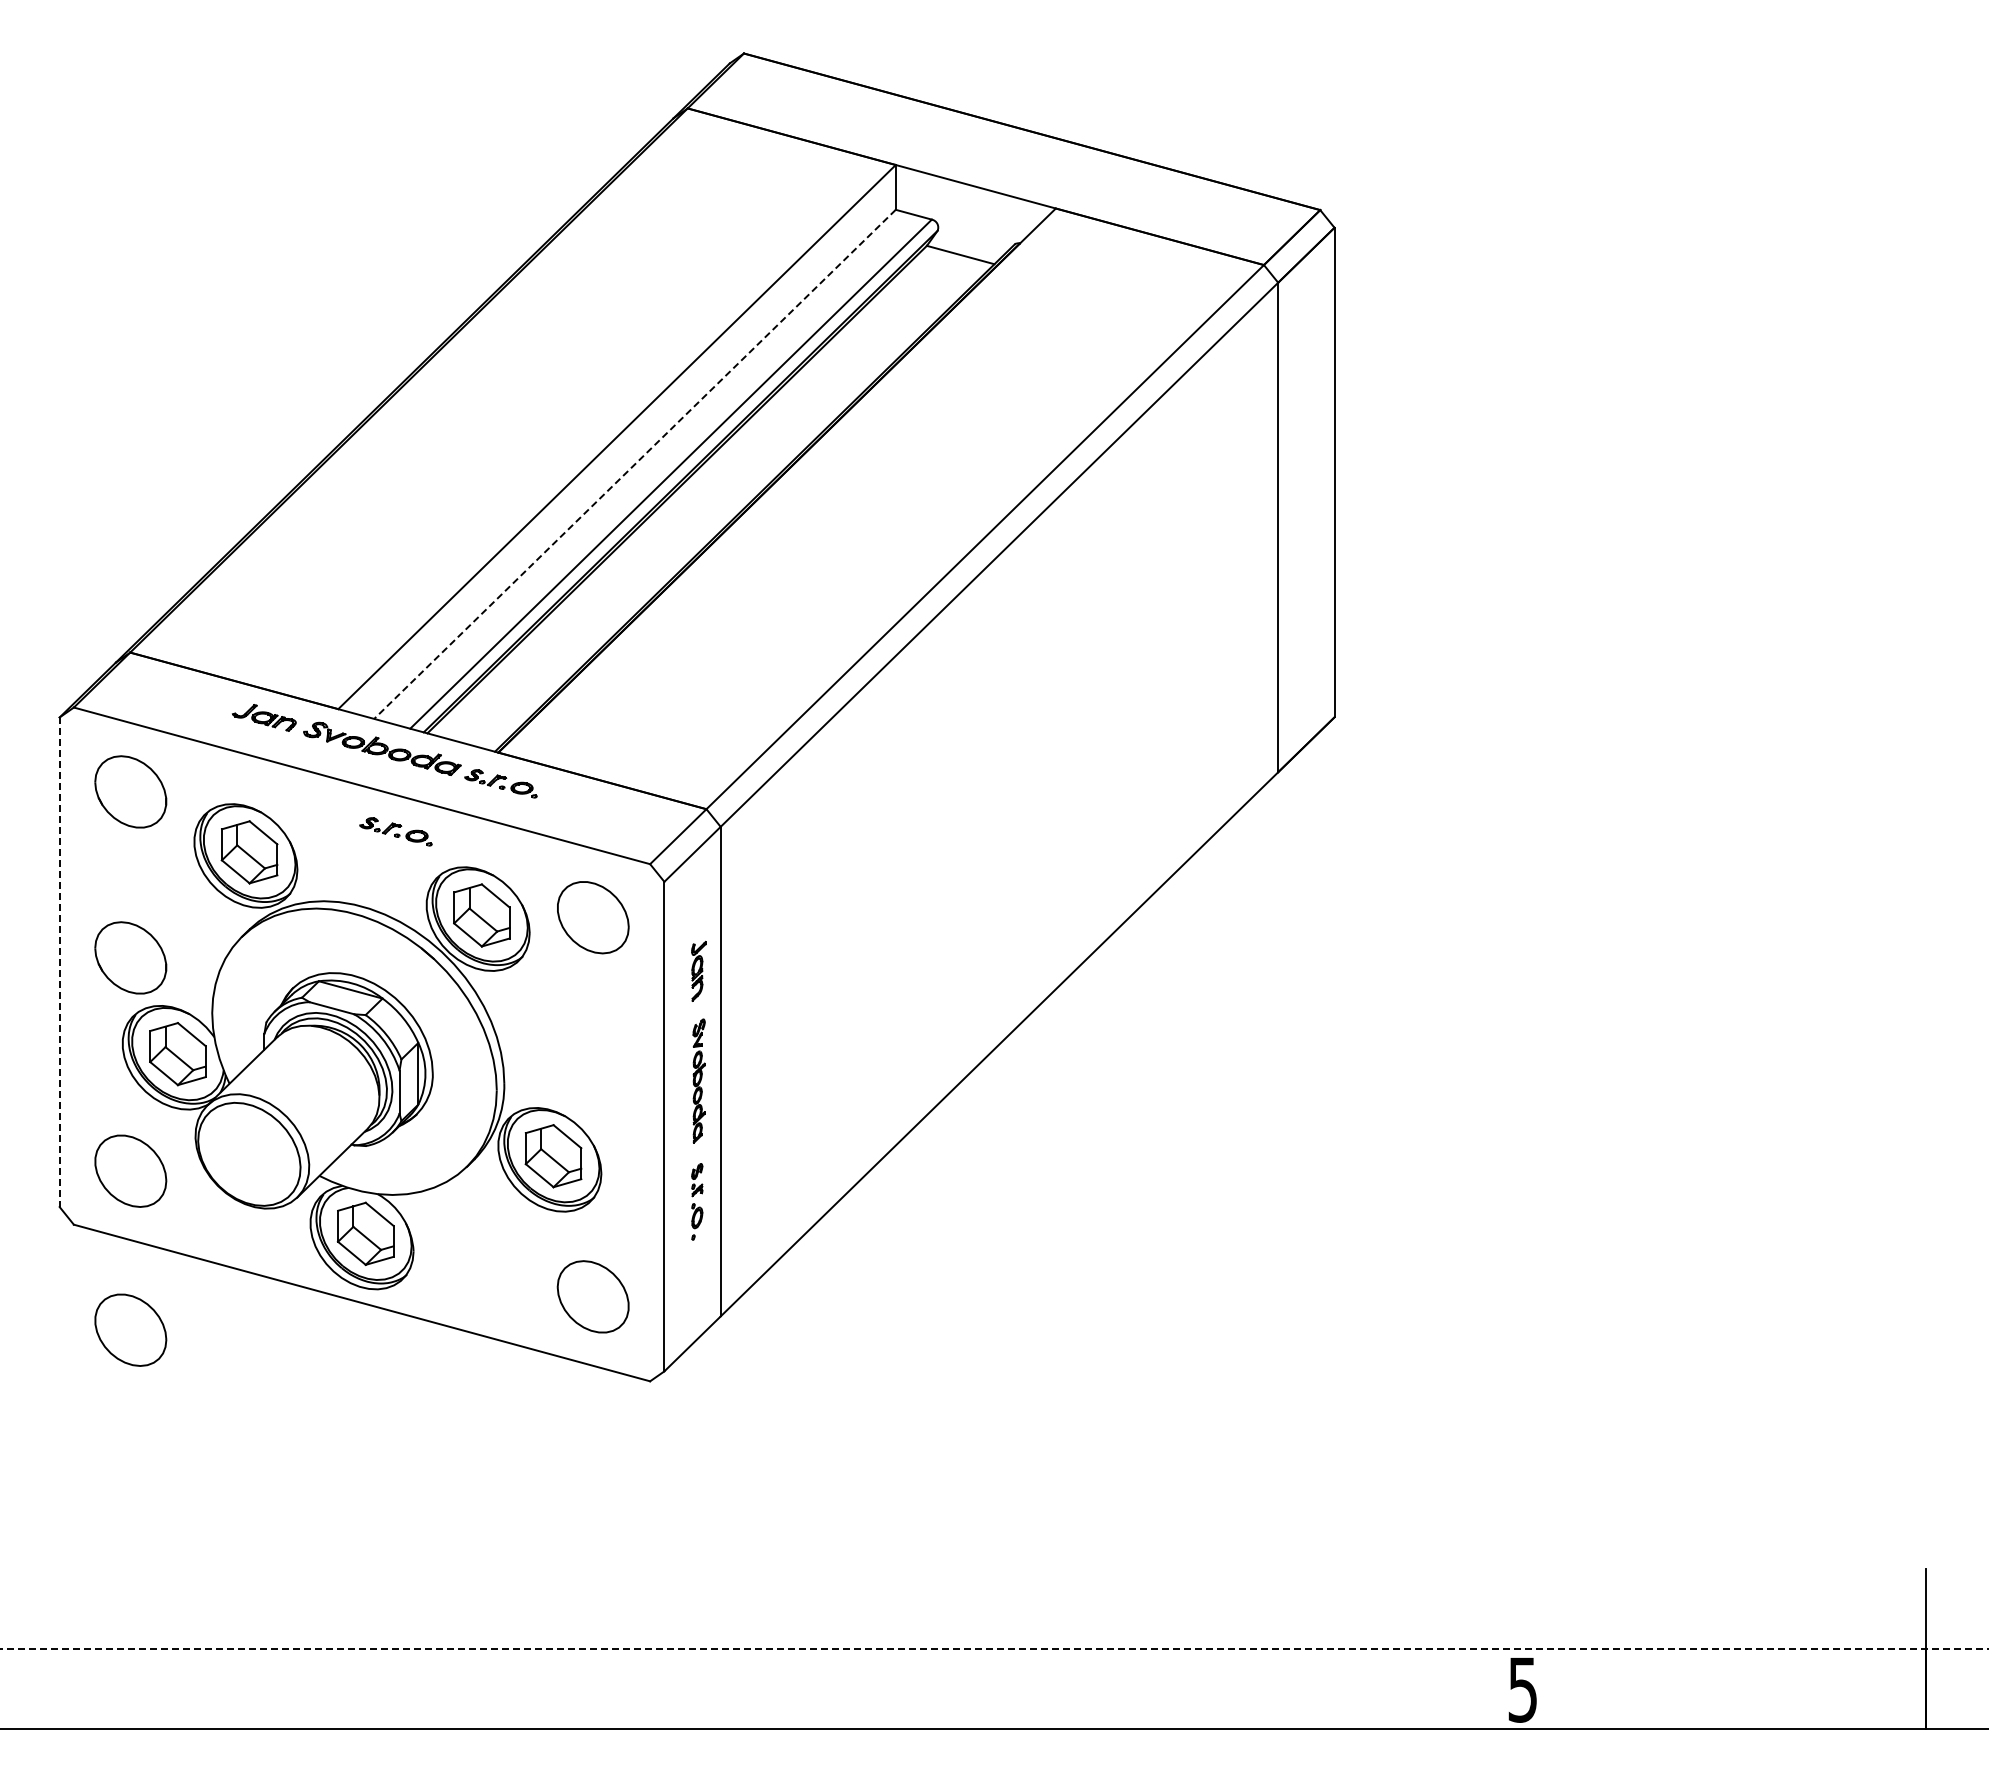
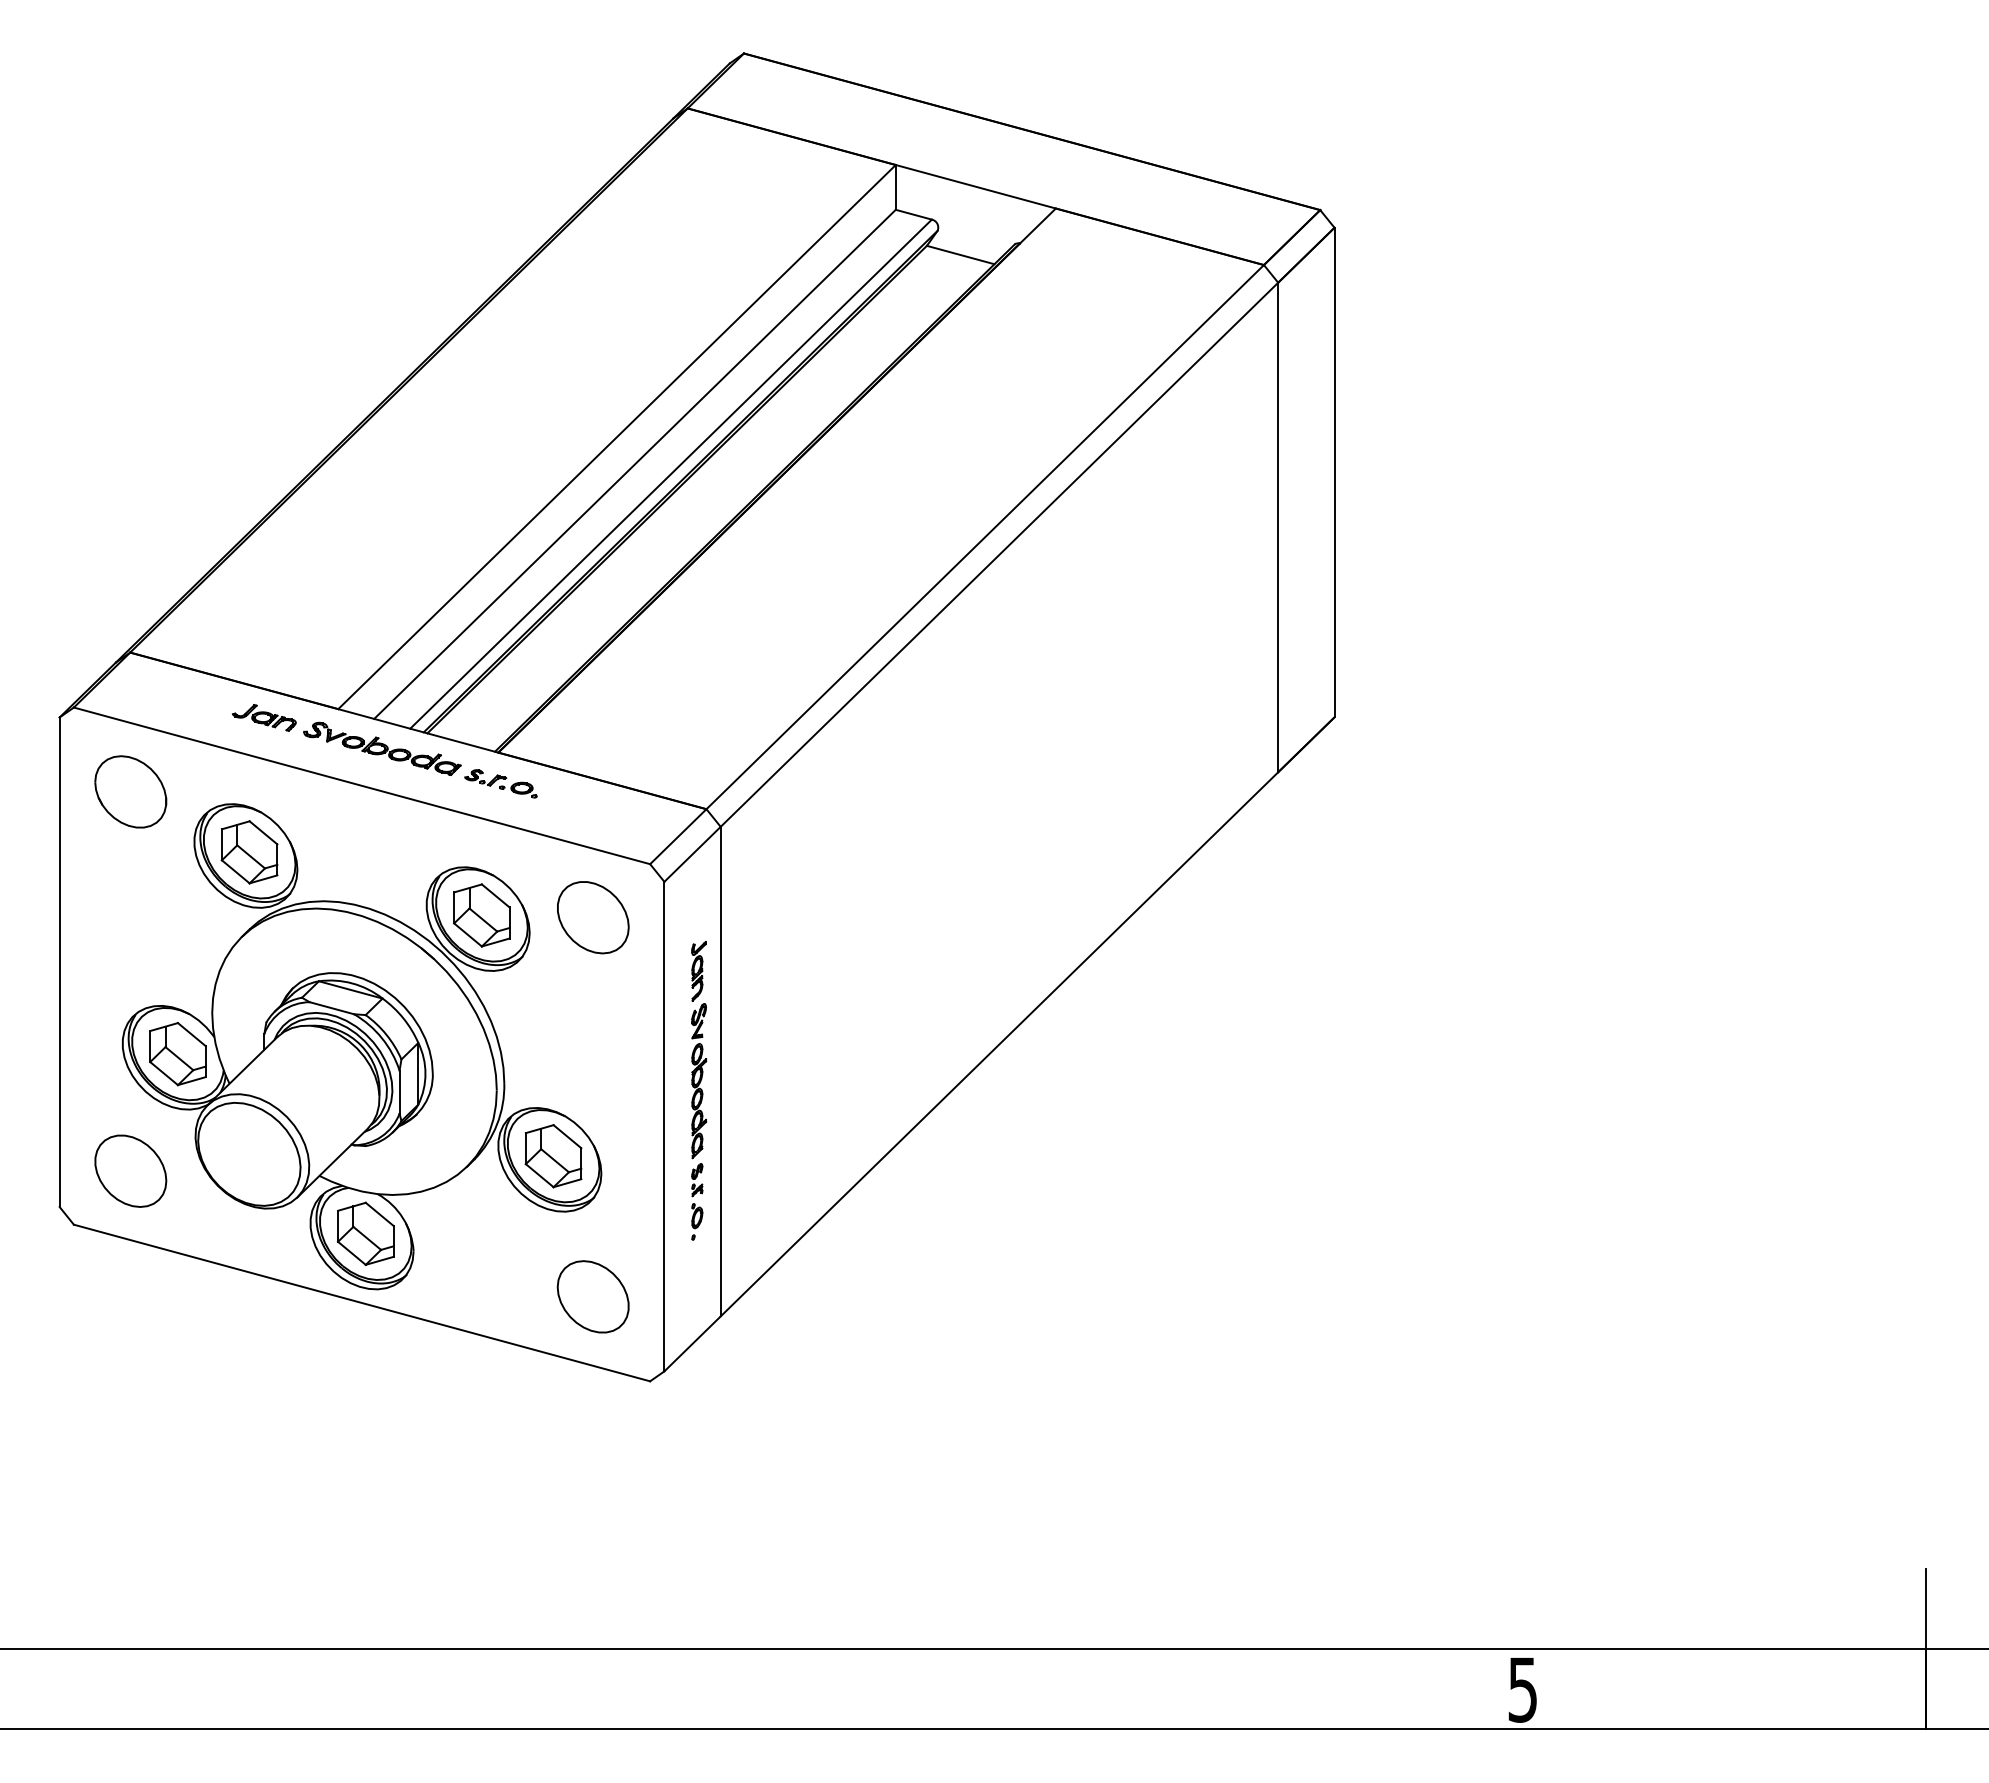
line: dashed -> solid (634, 464)
part: present -> none (395, 831)
part: present -> none (130, 957)
line: dashed -> solid (59, 962)
part size: 14x126 px -> 17x157 px (699, 1081)
part: present -> none (130, 1329)
line: dashed -> solid (994, 1649)
